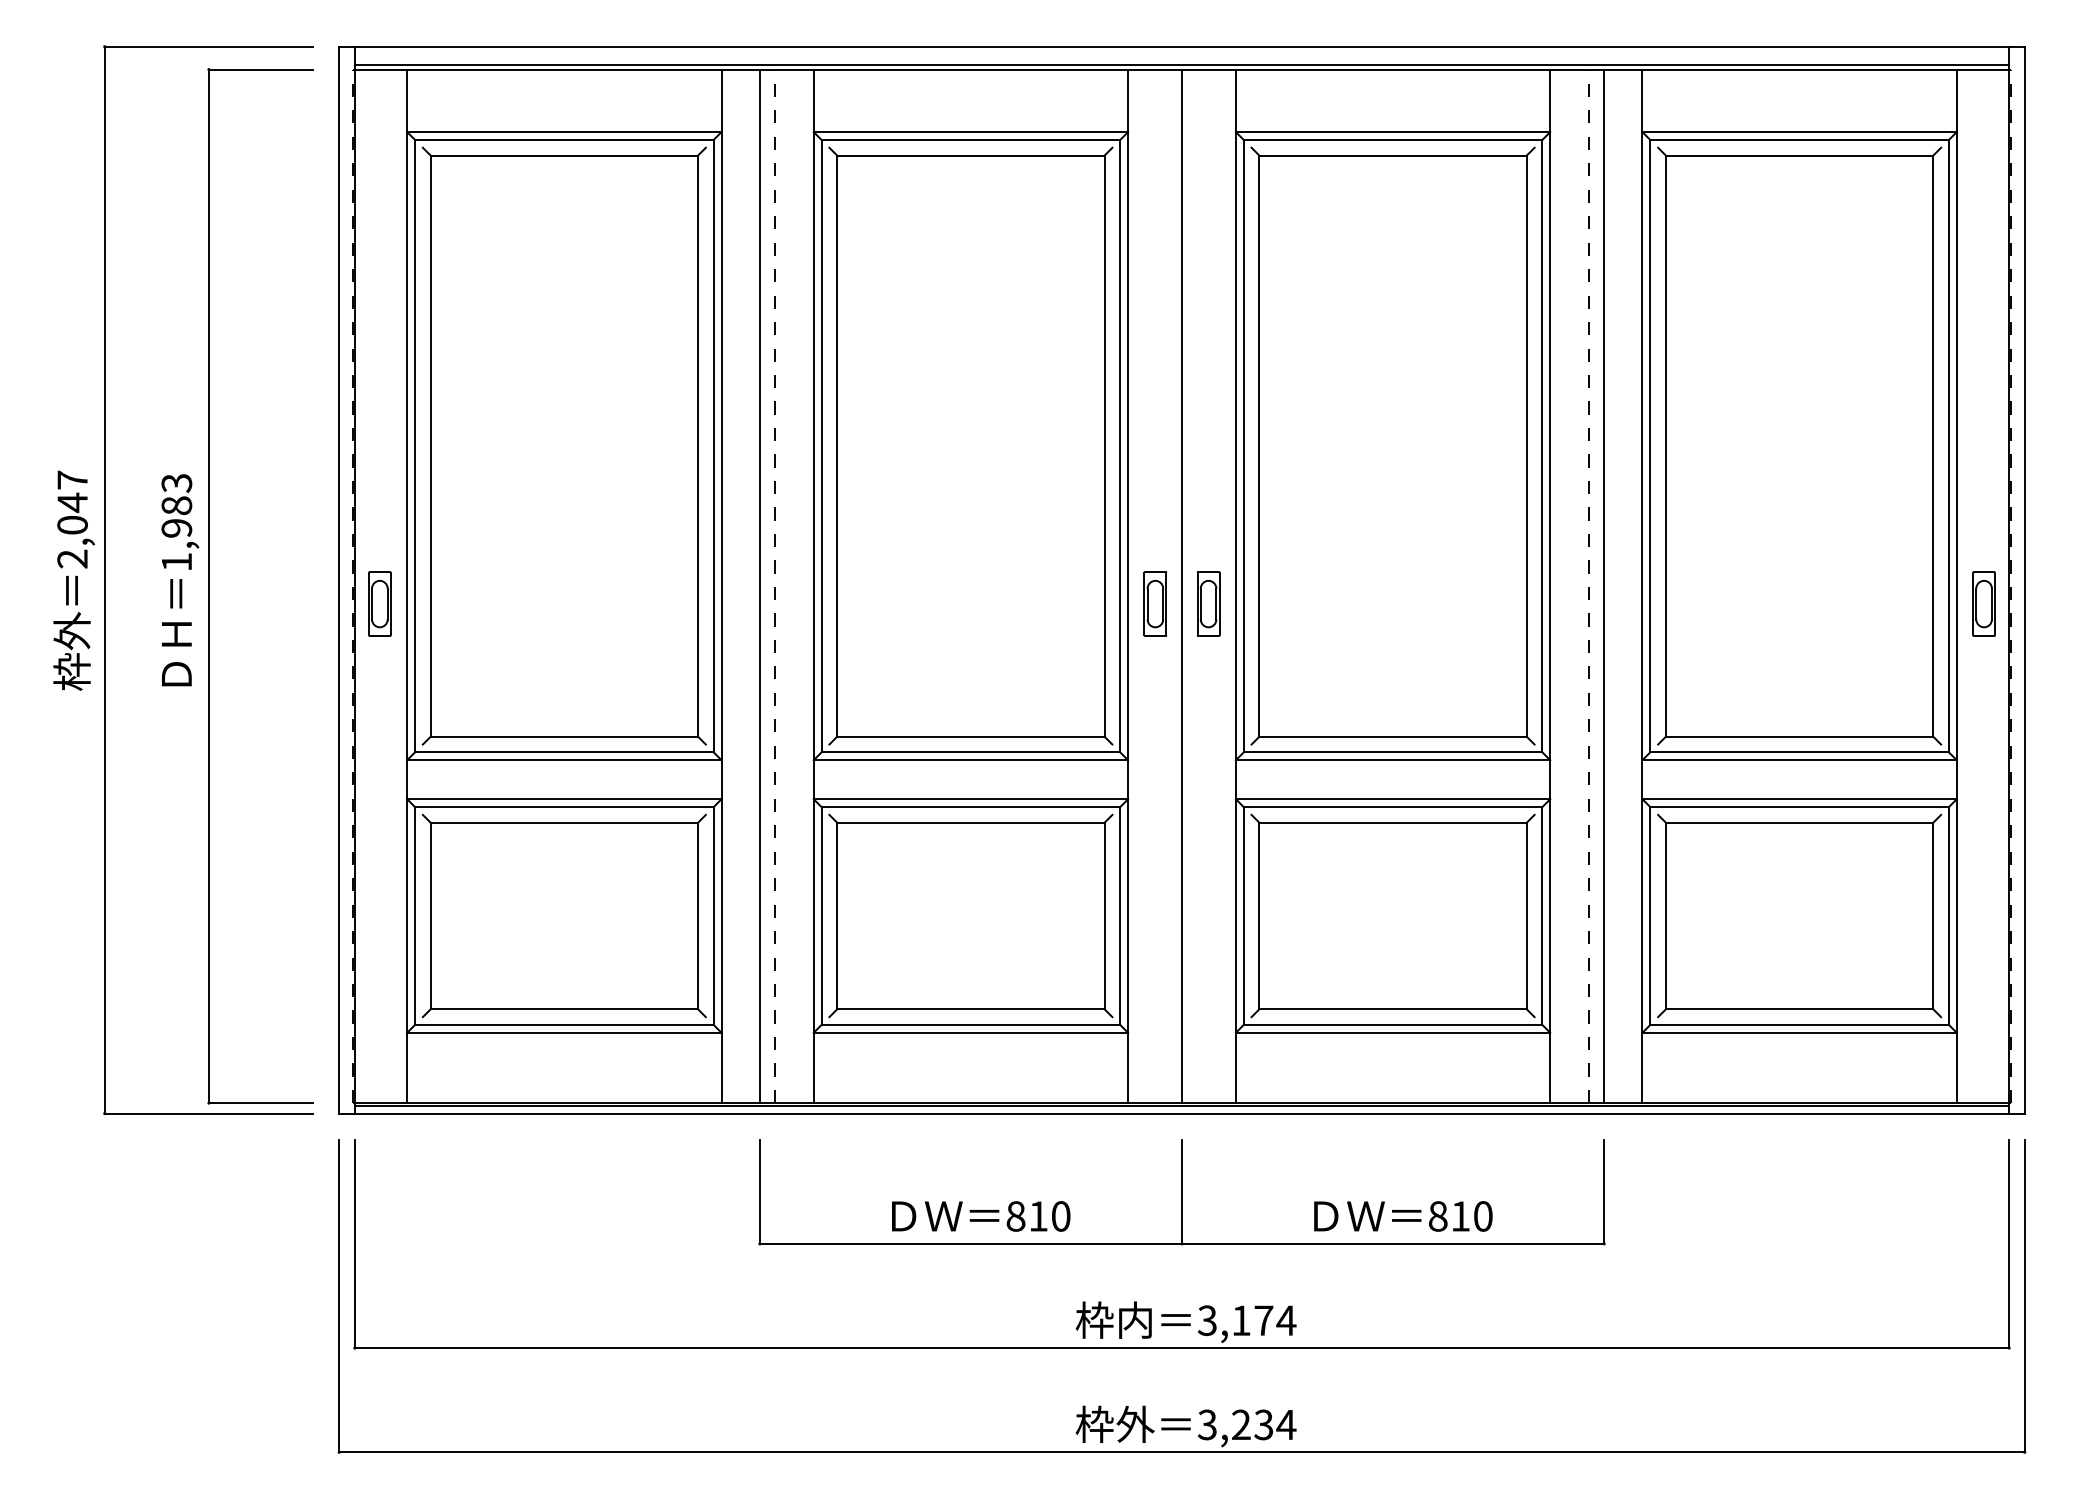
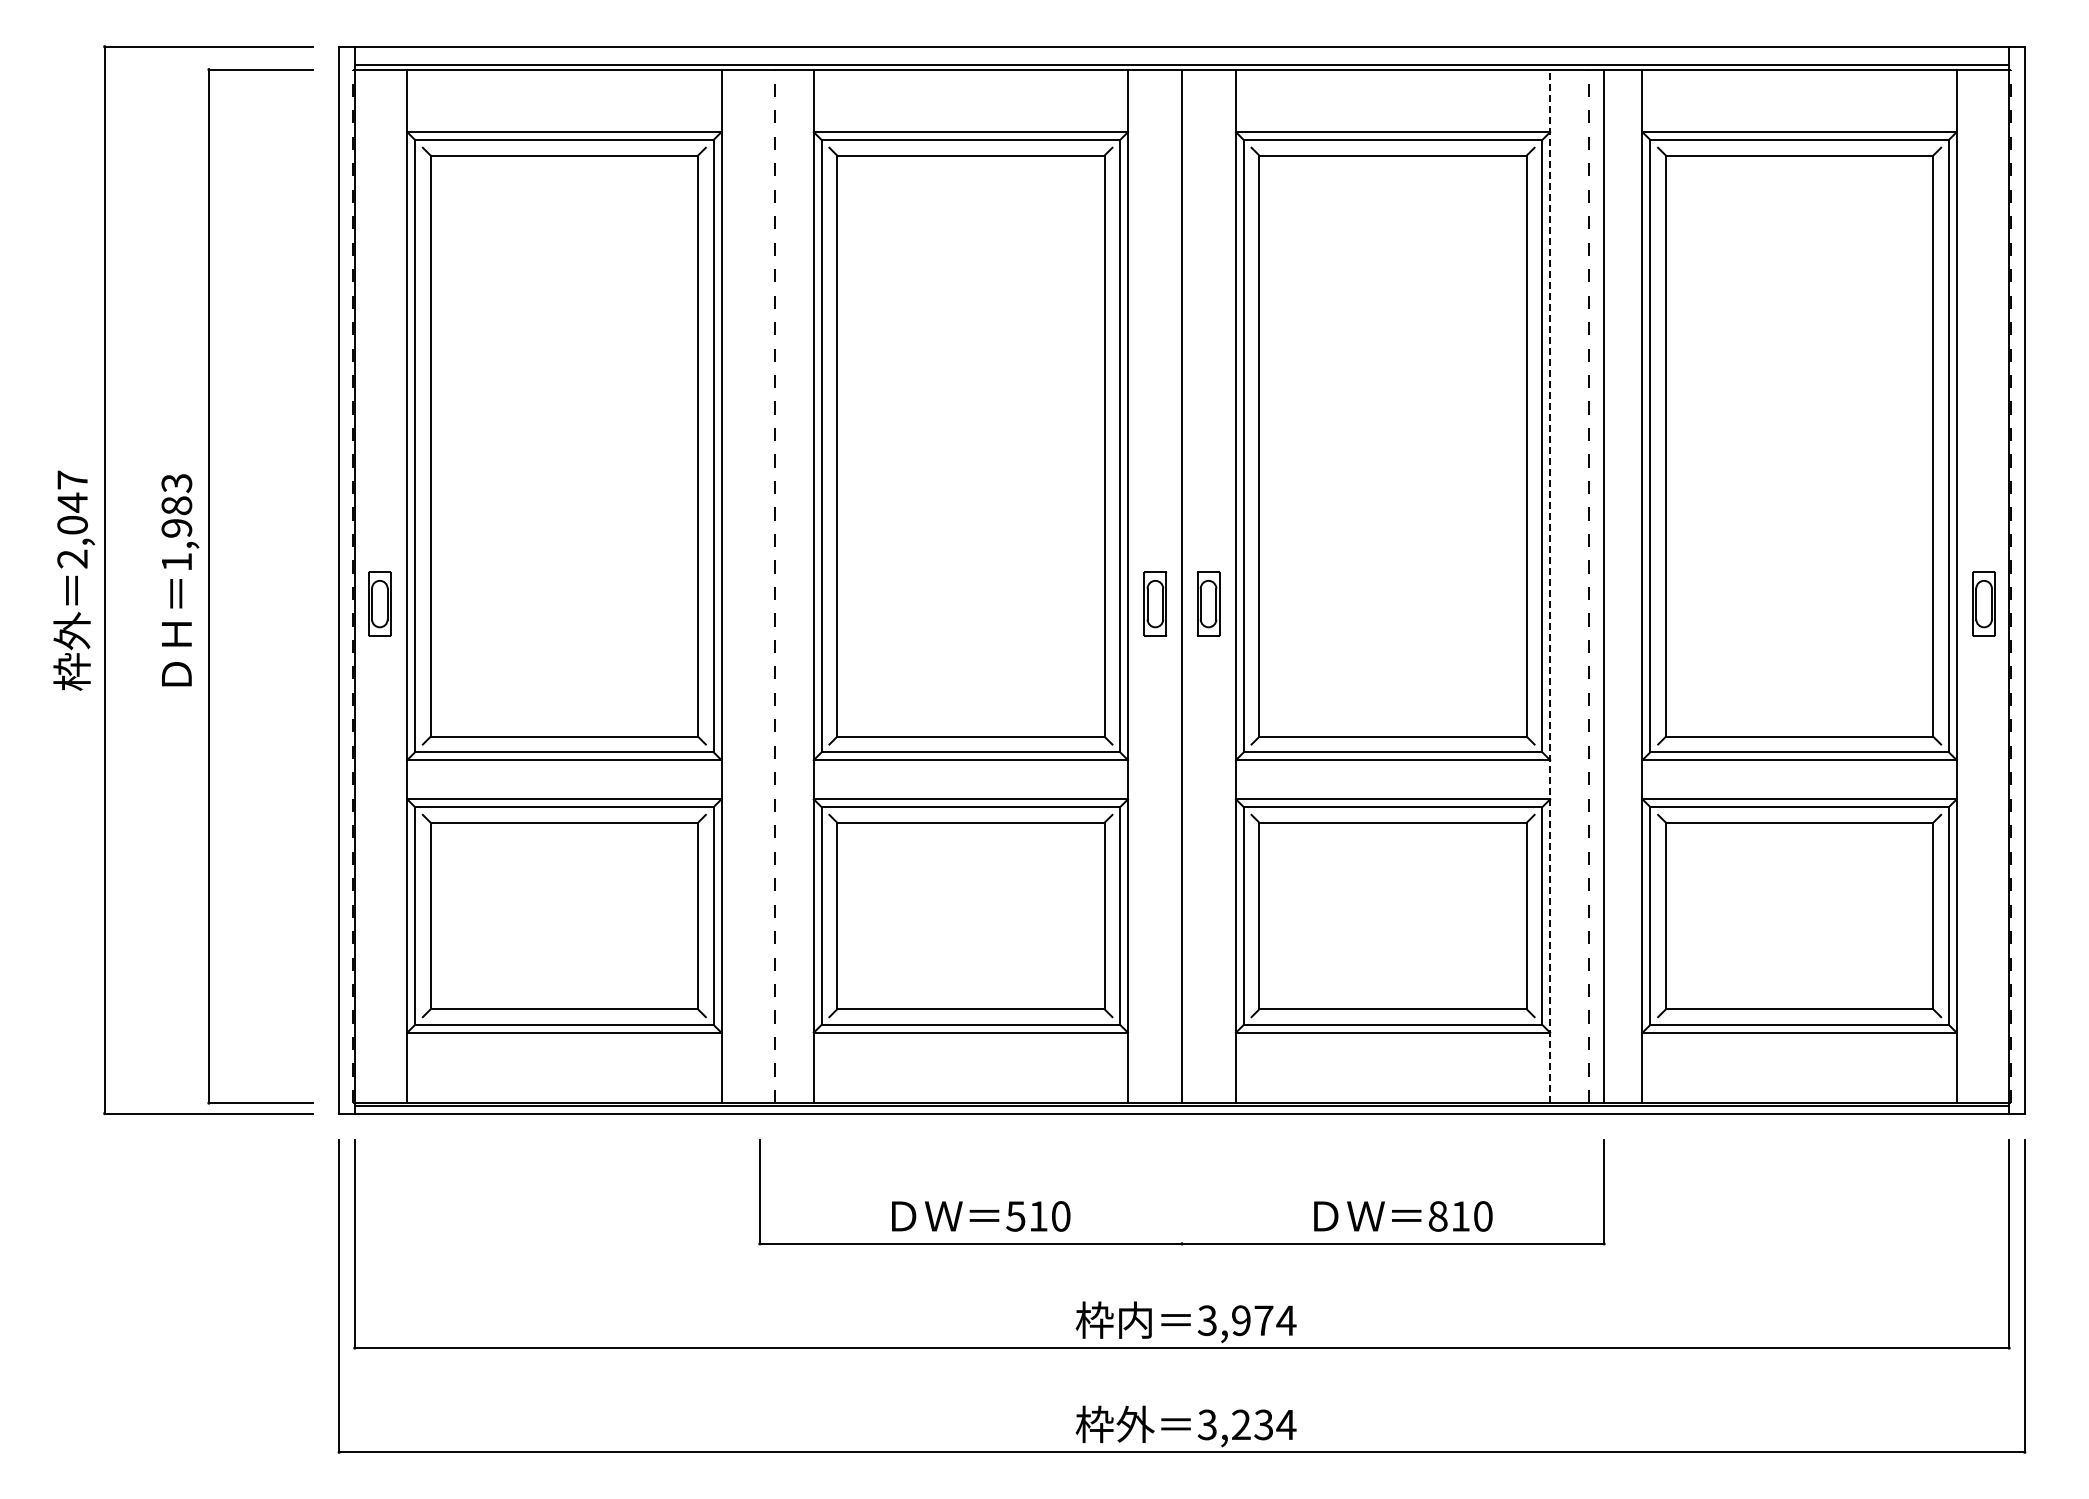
line: present -> none (759, 586)
line: solid -> dashed (1550, 586)
line: present -> none (1181, 1191)
text: 810 -> 510 (1015, 1216)
text: 3,174 -> 3,974 (1241, 1320)
